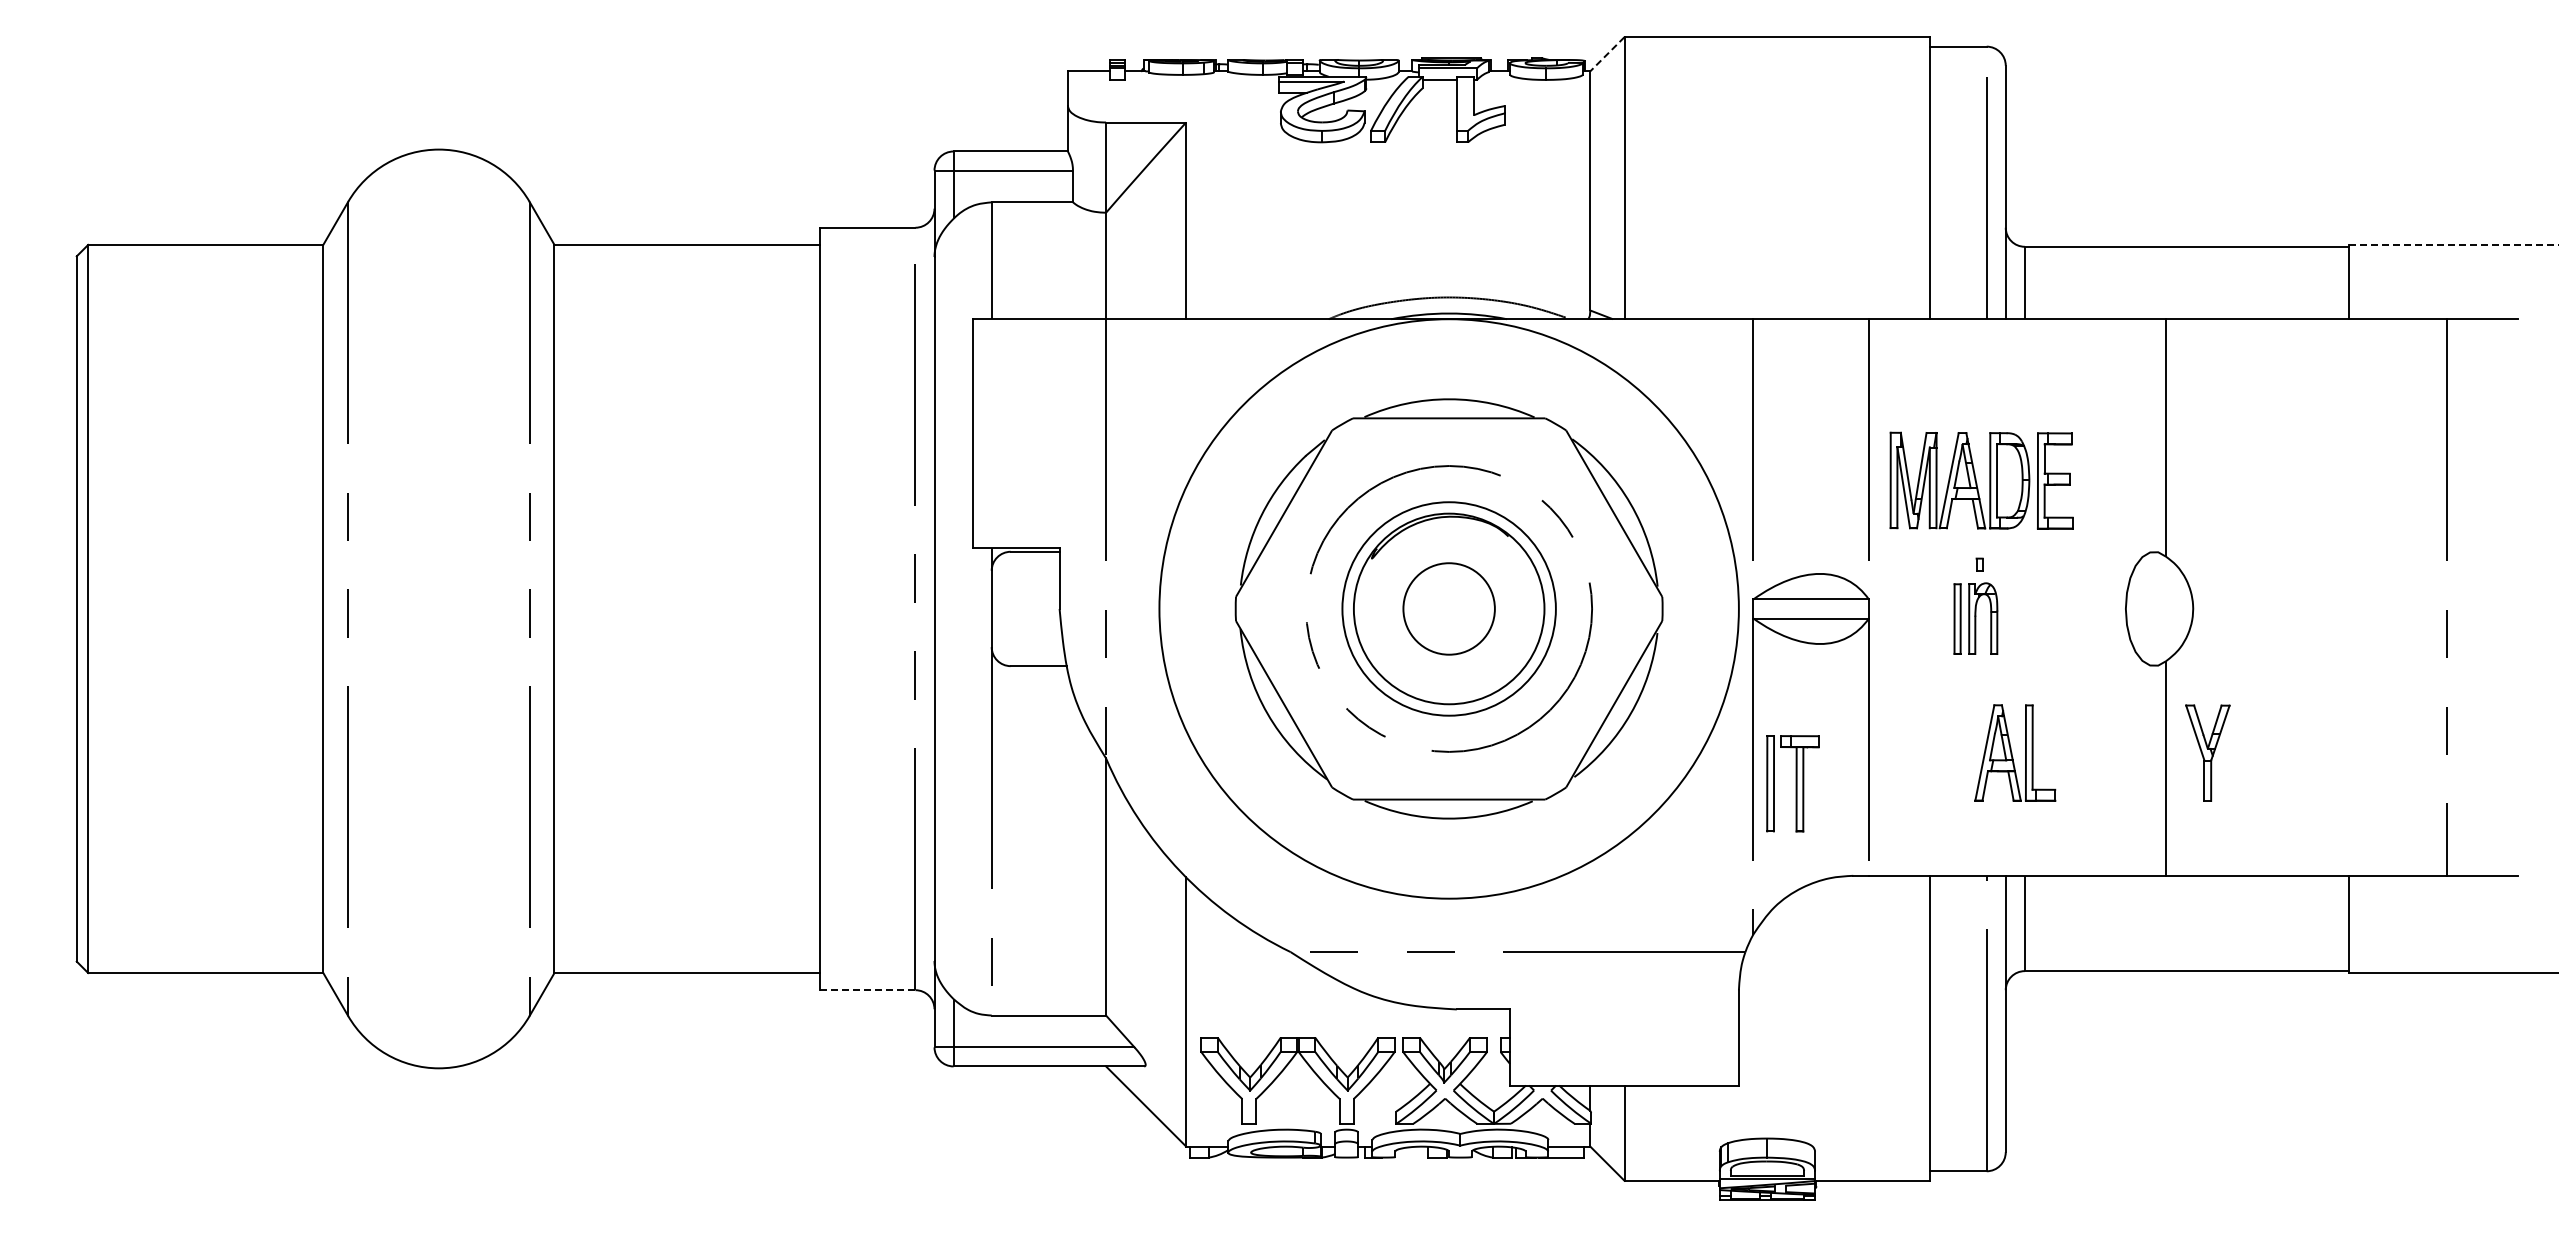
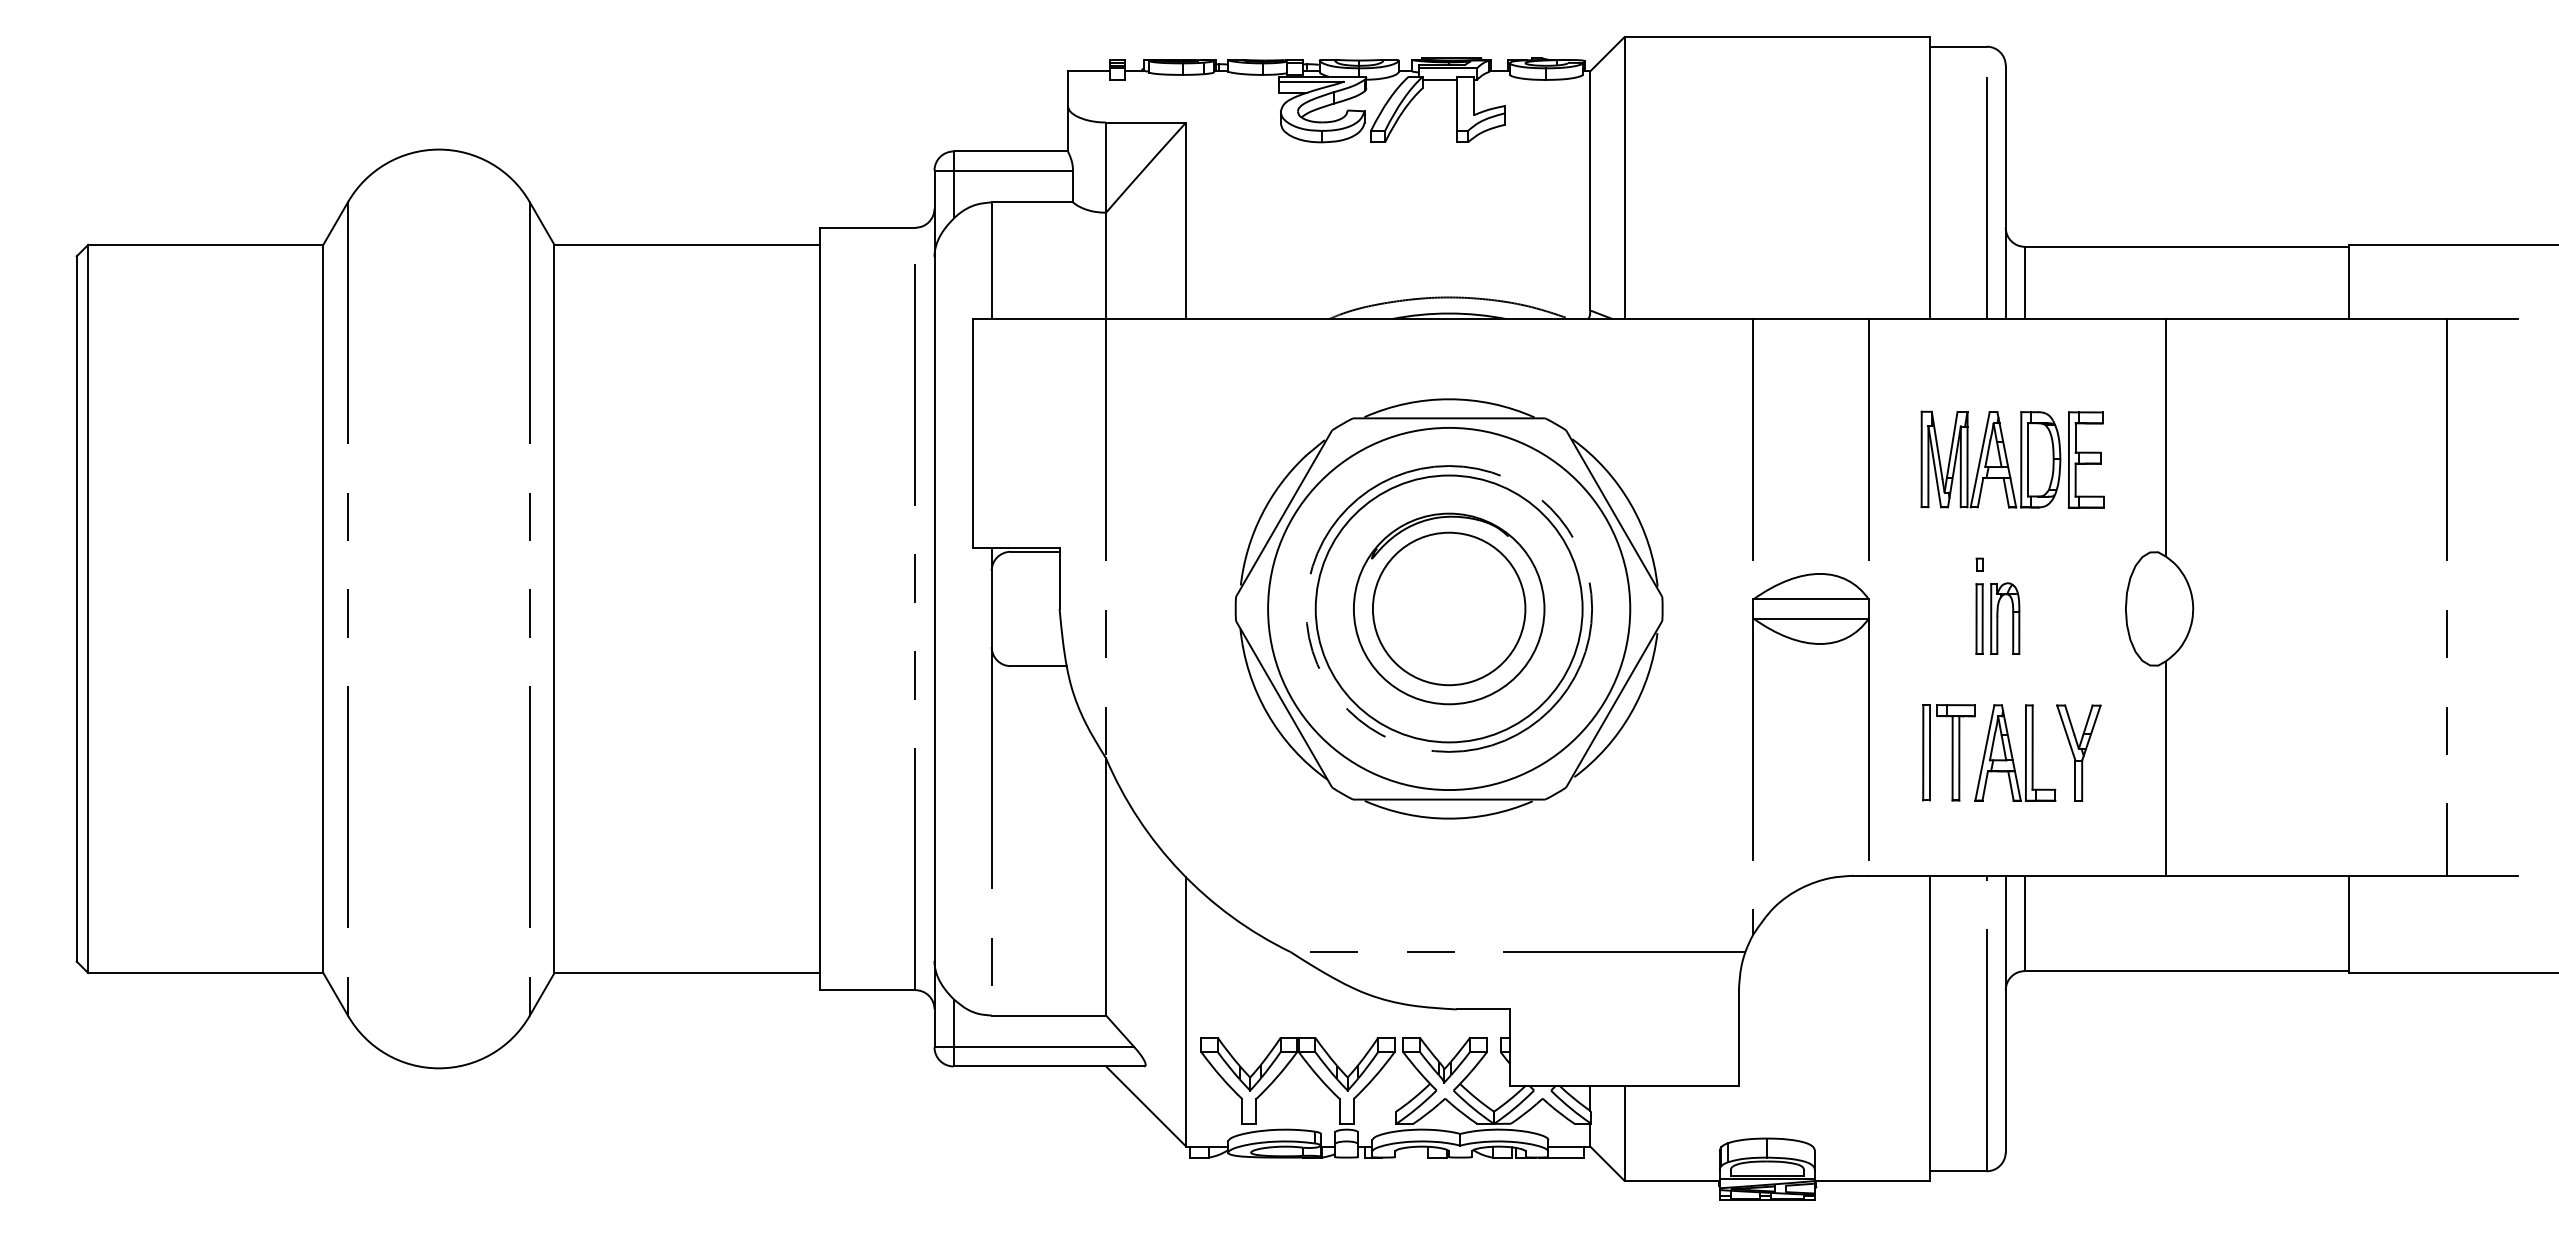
line: dashed -> solid (1607, 54)
line: dashed -> solid (2453, 244)
part position: (1981, 480) -> (2012, 459) (2012, 459)
circle diameter: 213 px -> 267 px (1448, 608)
circle diameter: 579 px -> 362 px (1449, 608)
circle diameter: 91 px -> 152 px (1448, 608)
part position: (1975, 618) -> (1997, 618) (1997, 618)
part position: (2207, 752) -> (2078, 752) (2078, 752)
part position: (1792, 783) -> (1948, 752) (1948, 752)
line: dashed -> solid (867, 990)
